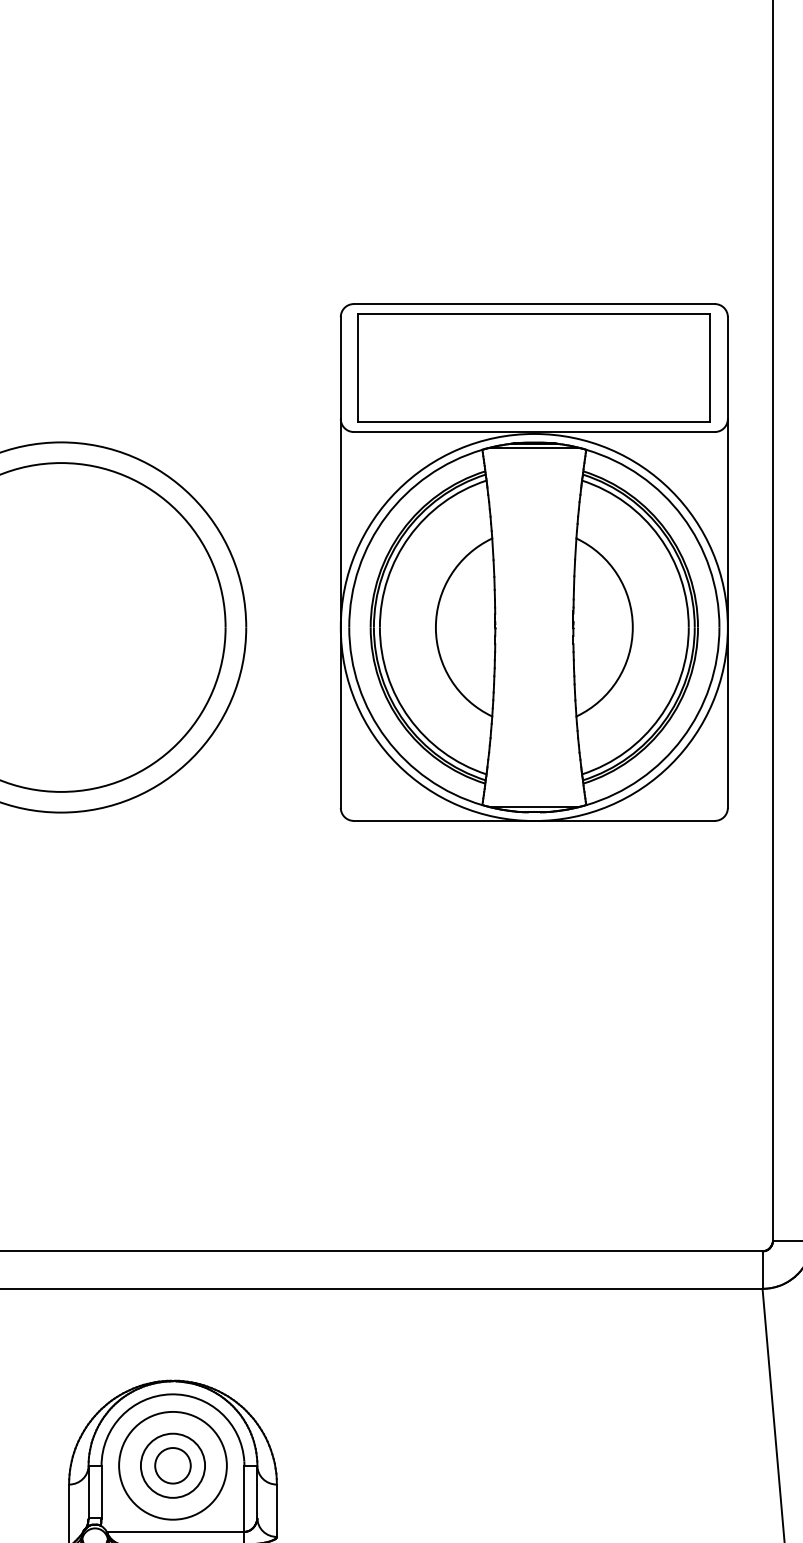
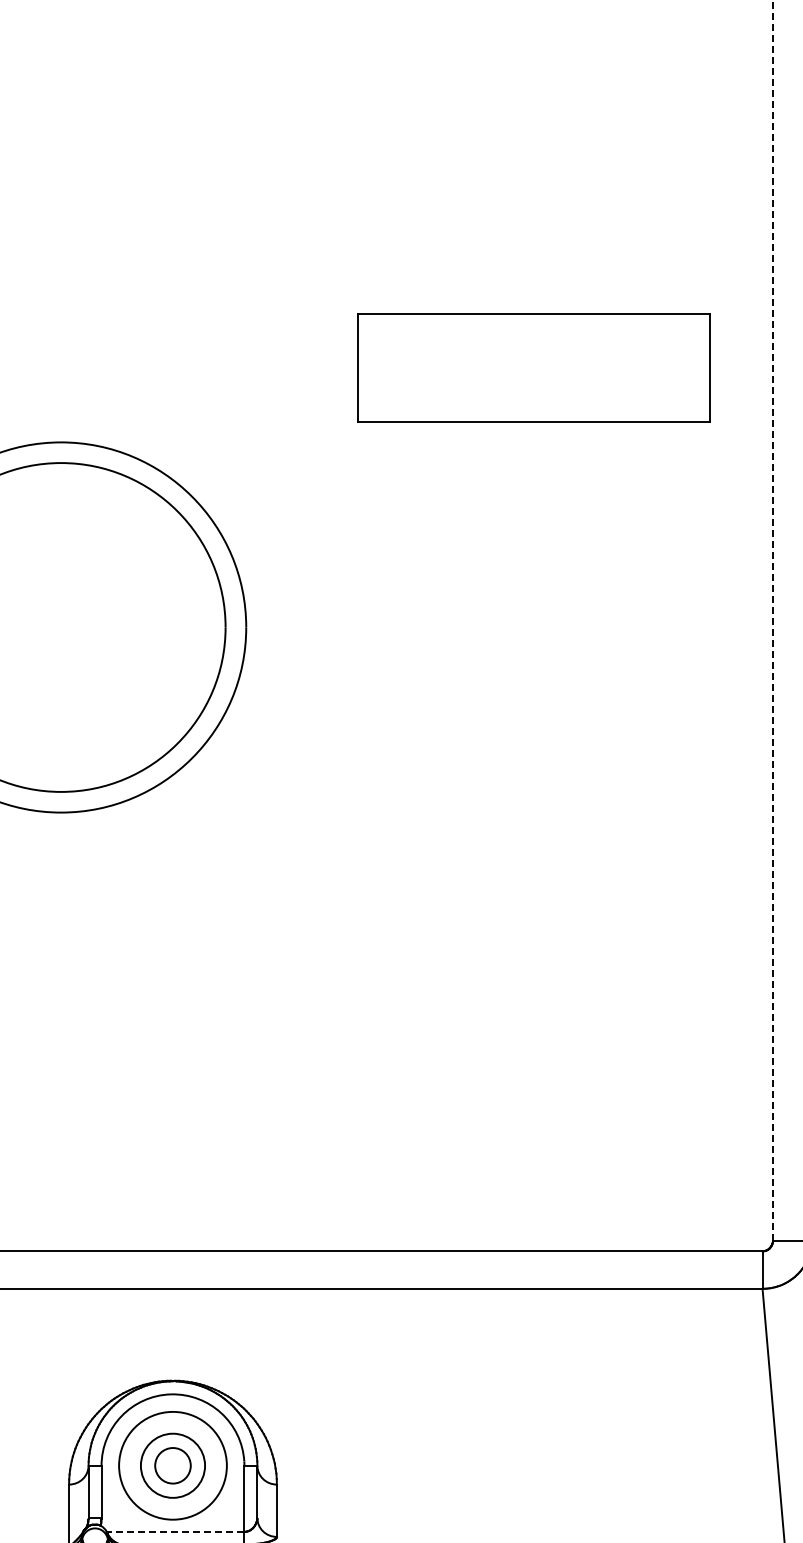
part: present -> none (533, 562)
line: solid -> dashed (772, 619)
line: solid -> dashed (175, 1531)
